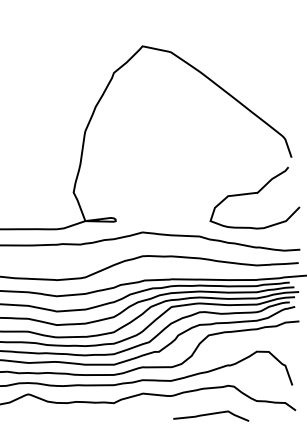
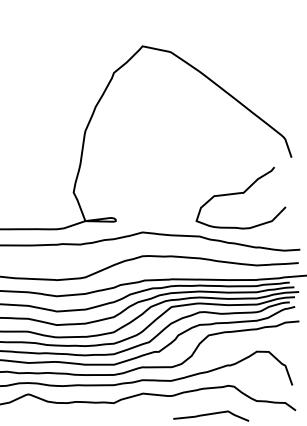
curve position: (253, 194) -> (239, 194) (239, 194)
